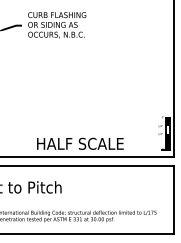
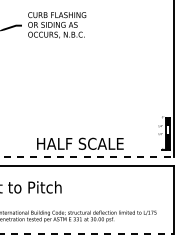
line: solid -> dashed (87, 156)
line: solid -> dashed (87, 233)
